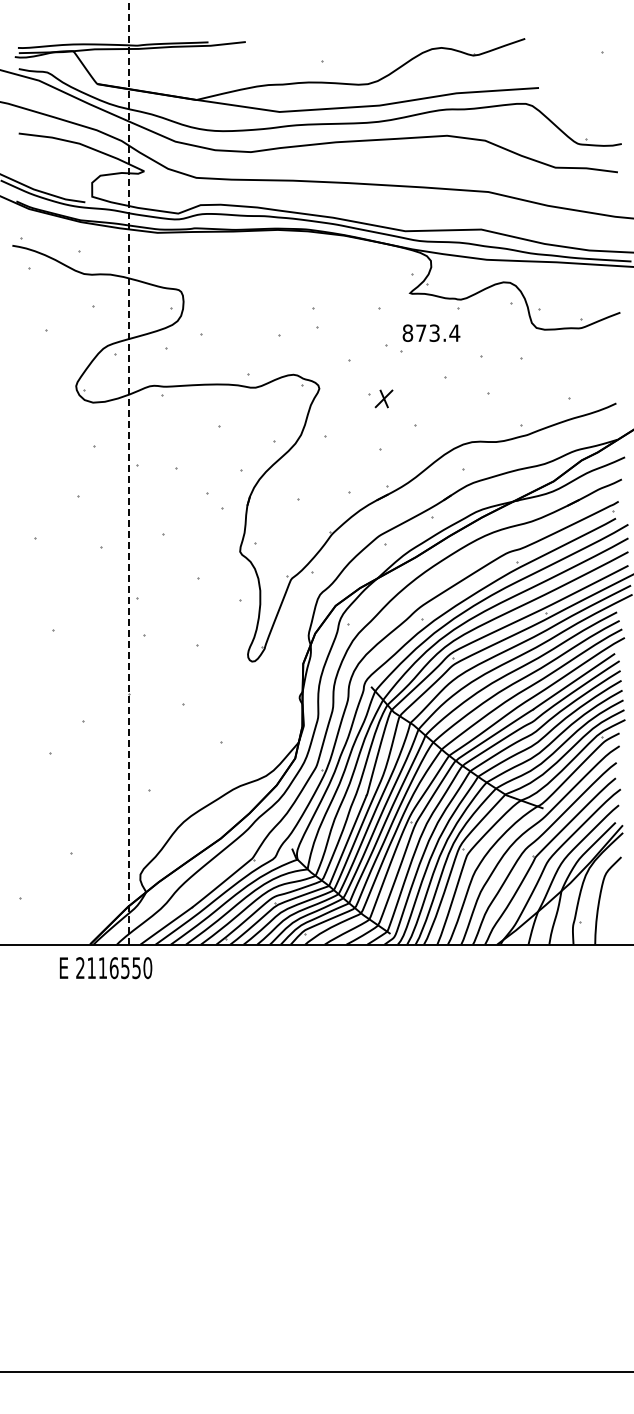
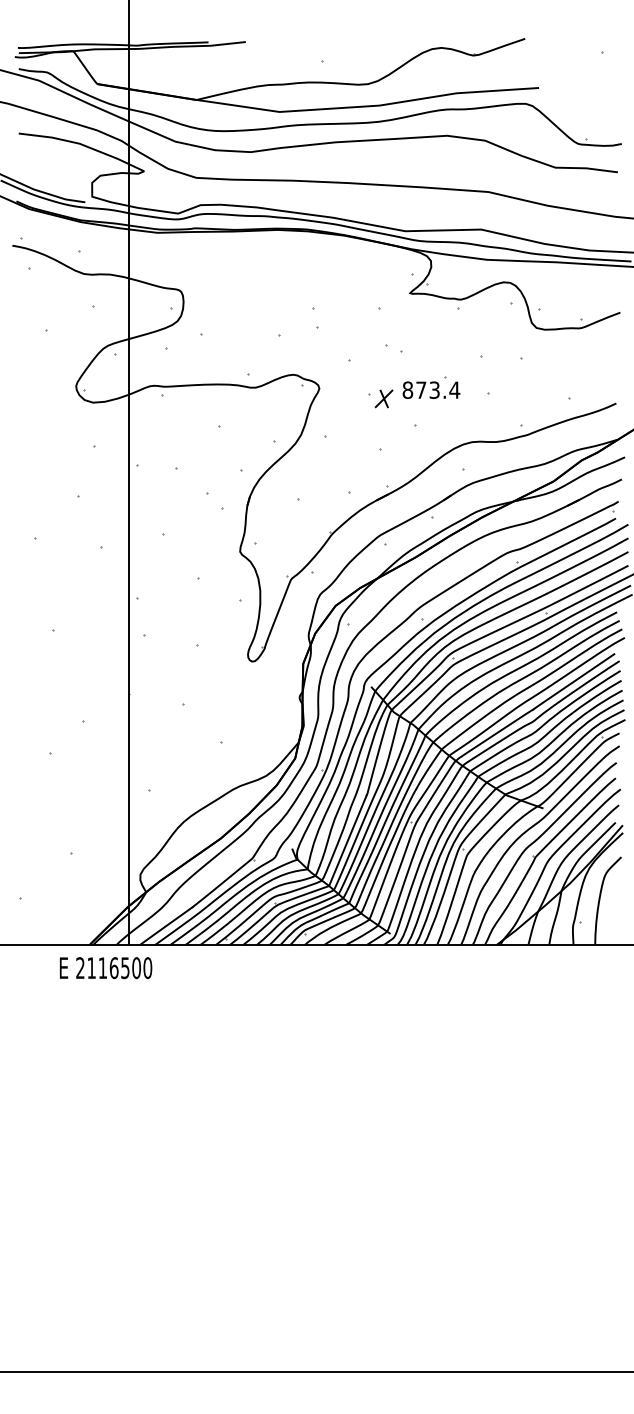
text position: (431, 332) -> (431, 389) (431, 389)
line: dashed -> solid (129, 472)
text: 2116550 -> 2116500 (136, 968)
